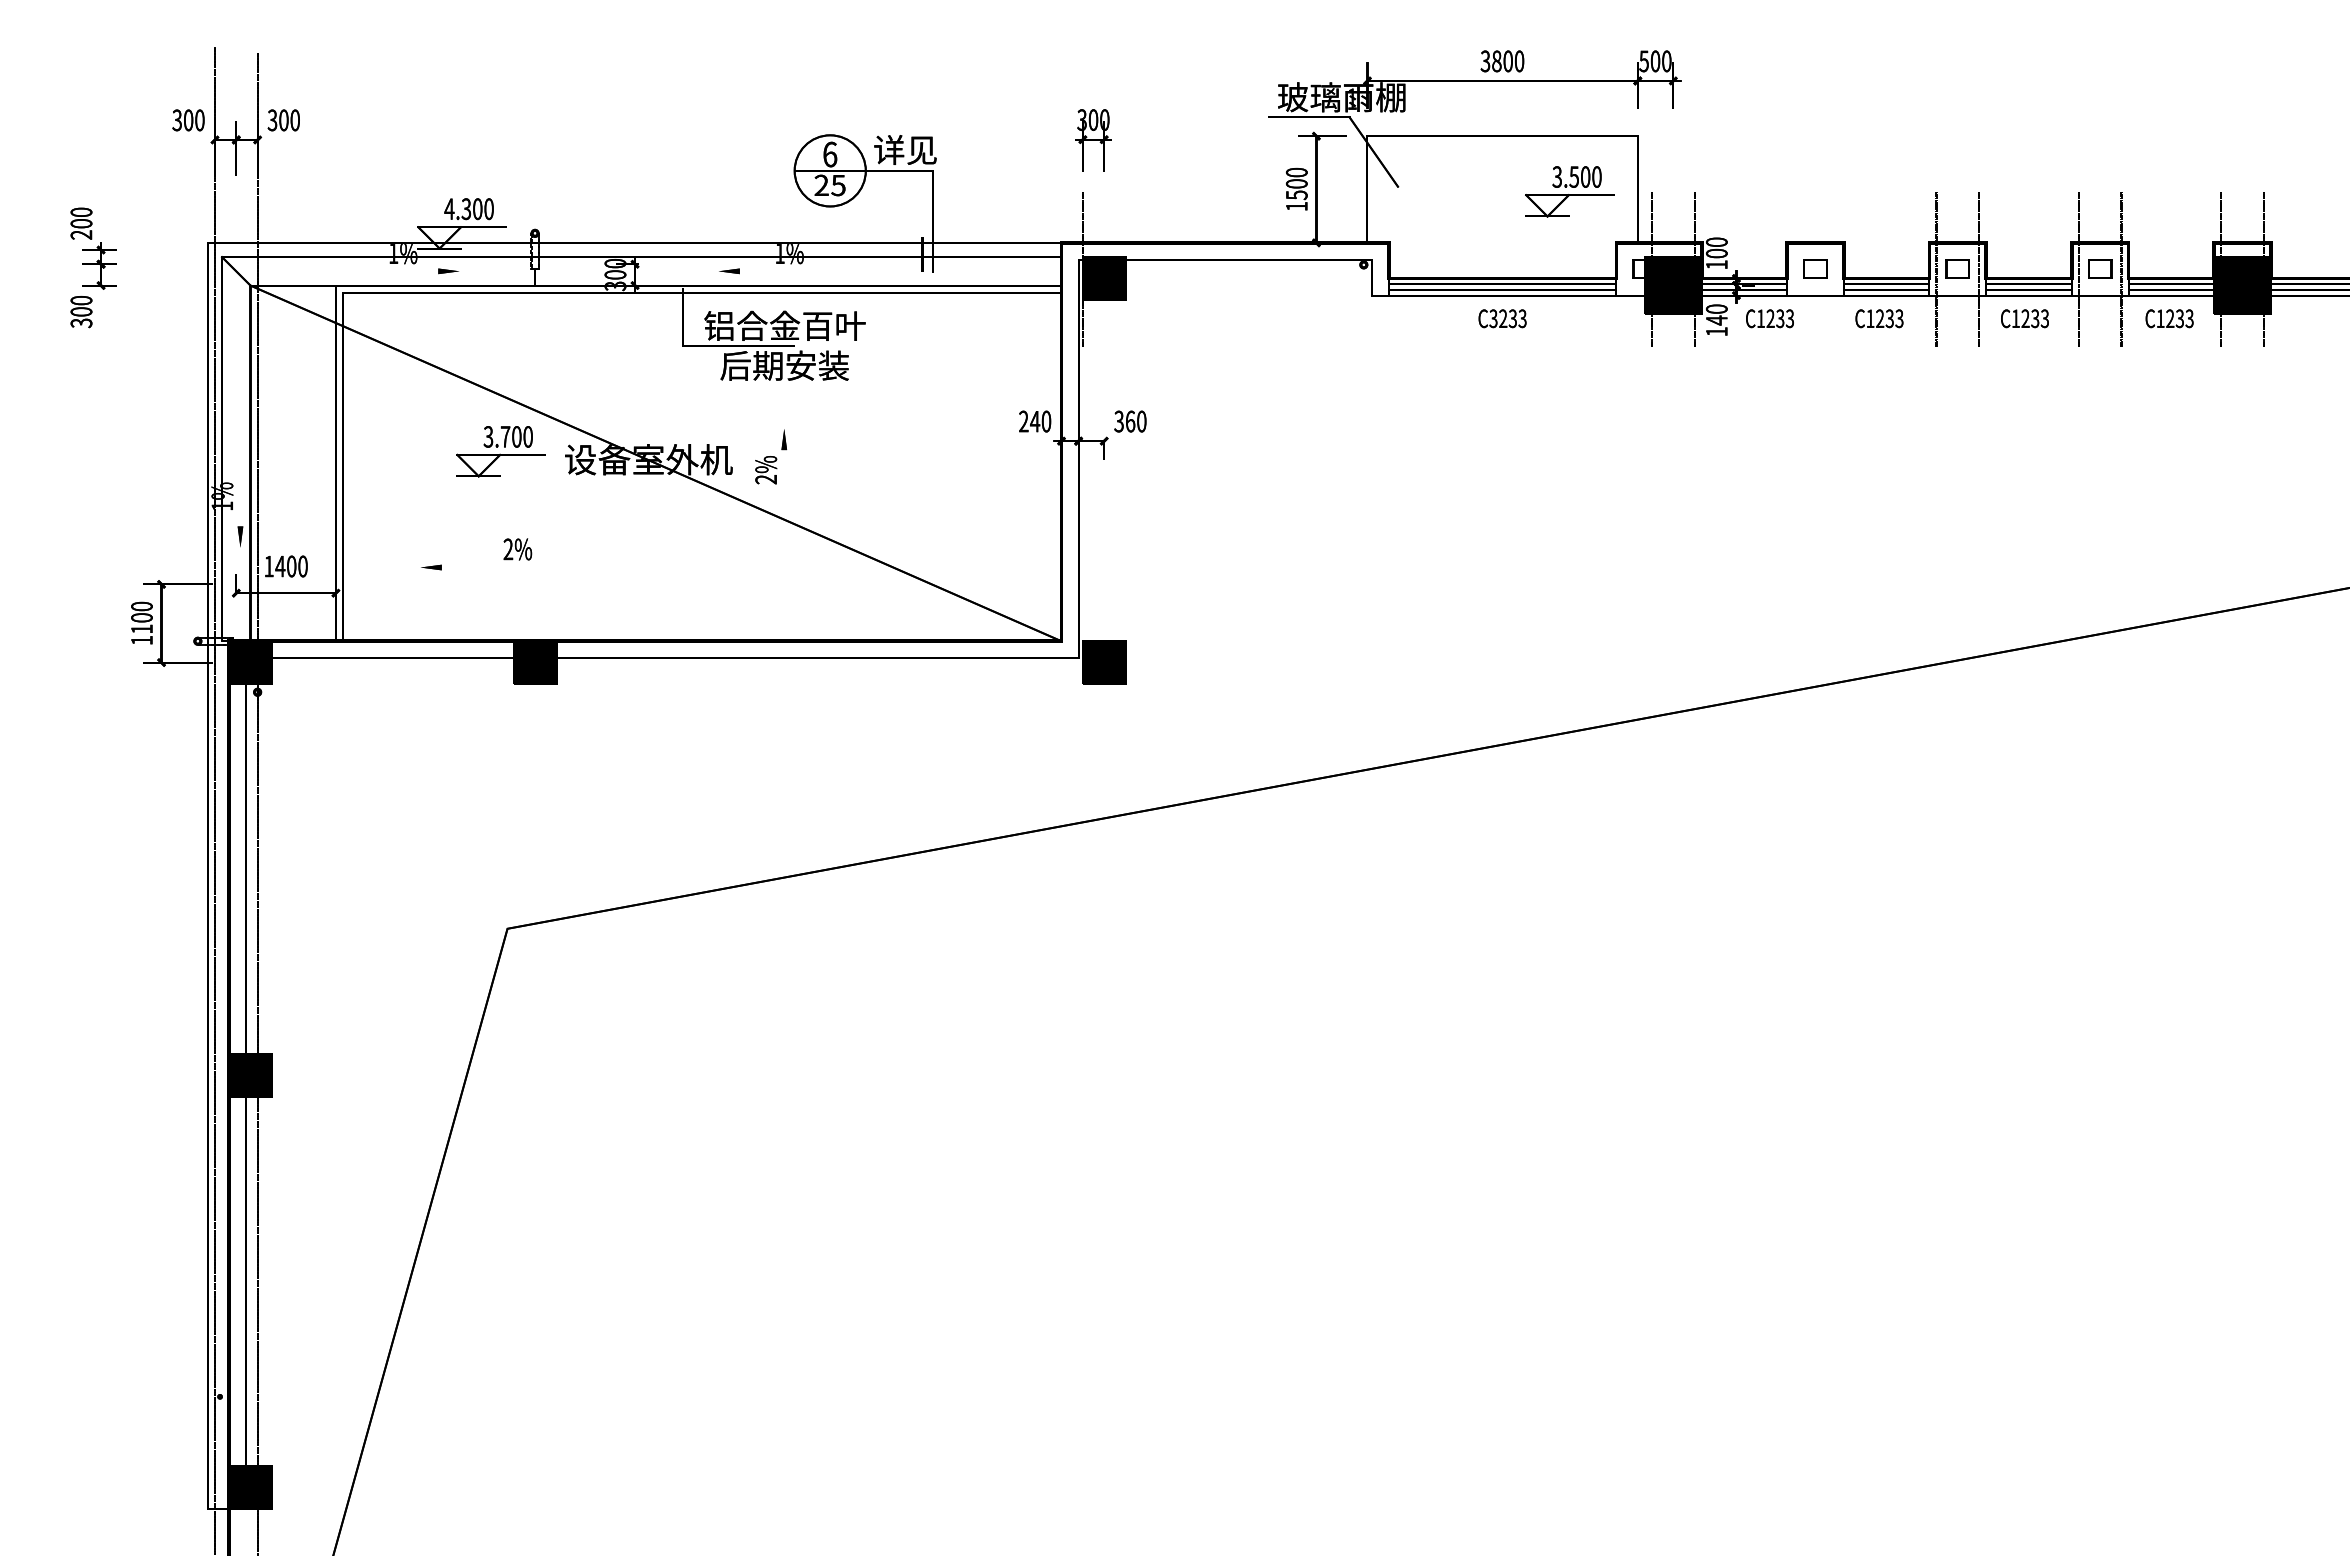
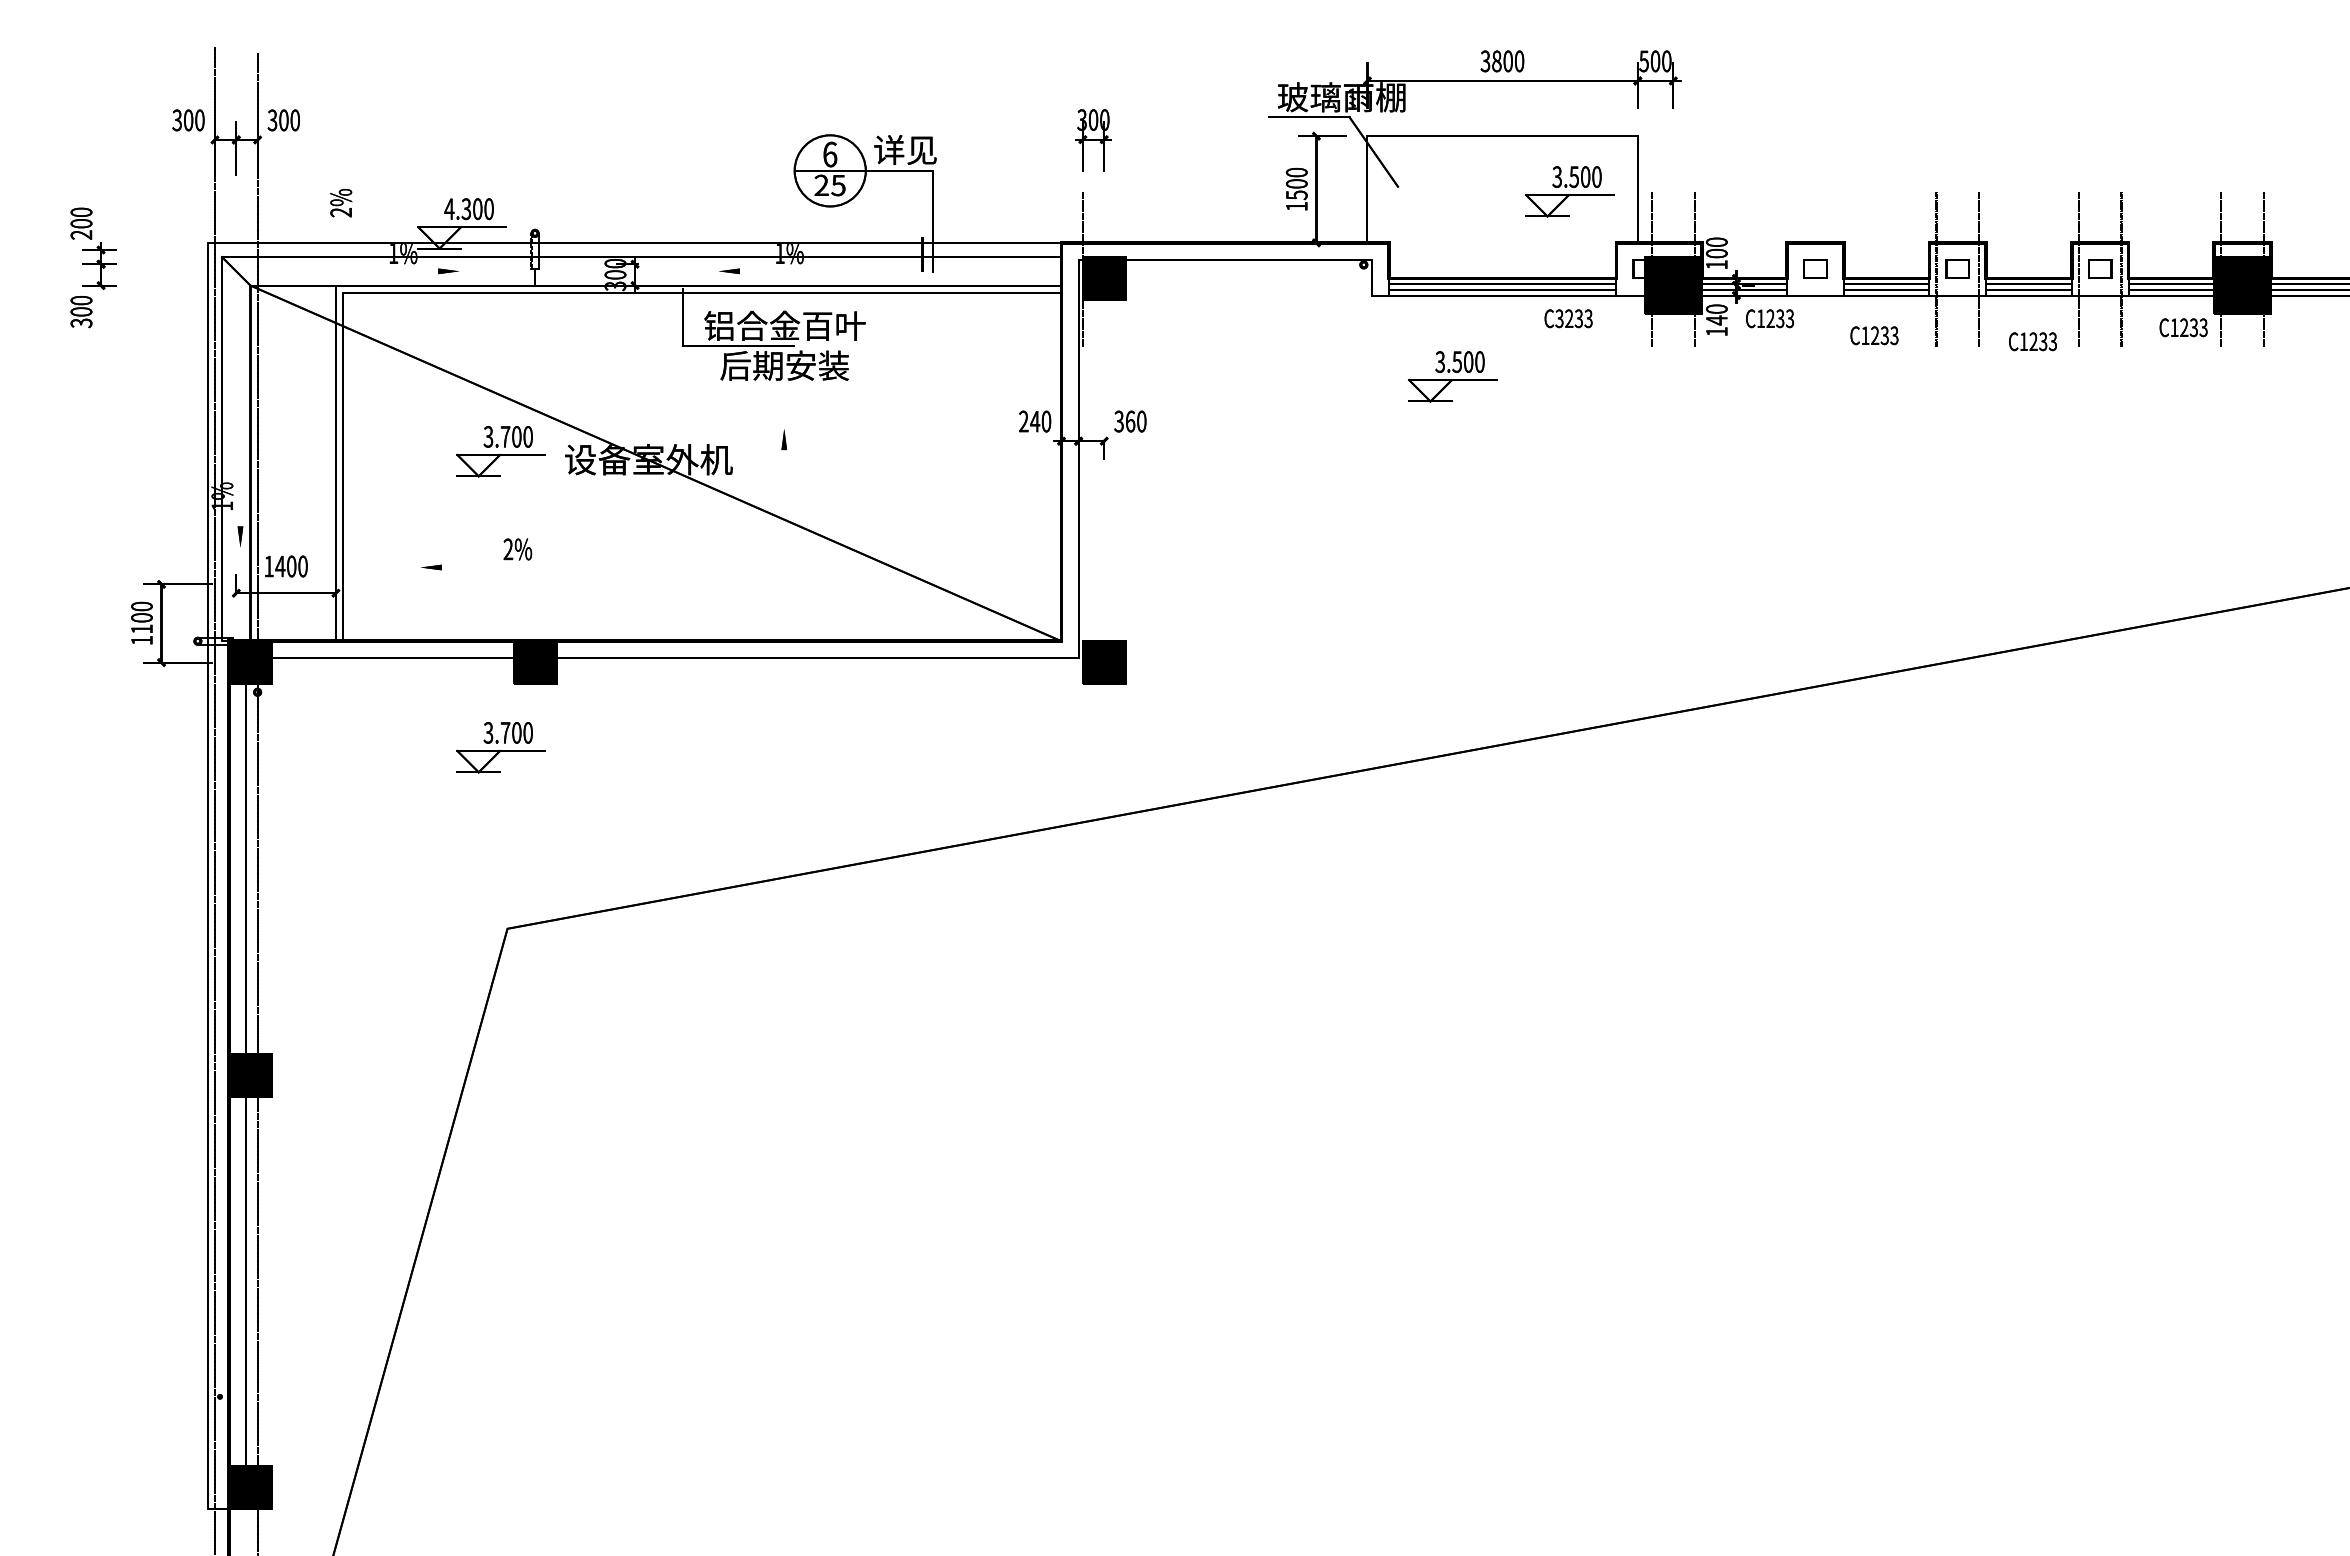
text position: (1502, 318) -> (1568, 318) (1568, 318)
text position: (1879, 318) -> (1874, 335) (1874, 335)
text position: (2024, 318) -> (2032, 341) (2032, 341)
text position: (2169, 318) -> (2183, 327) (2183, 327)
part: none -> present (1452, 376)
text position: (766, 470) -> (341, 203) (341, 203)
part: none -> present (500, 747)
